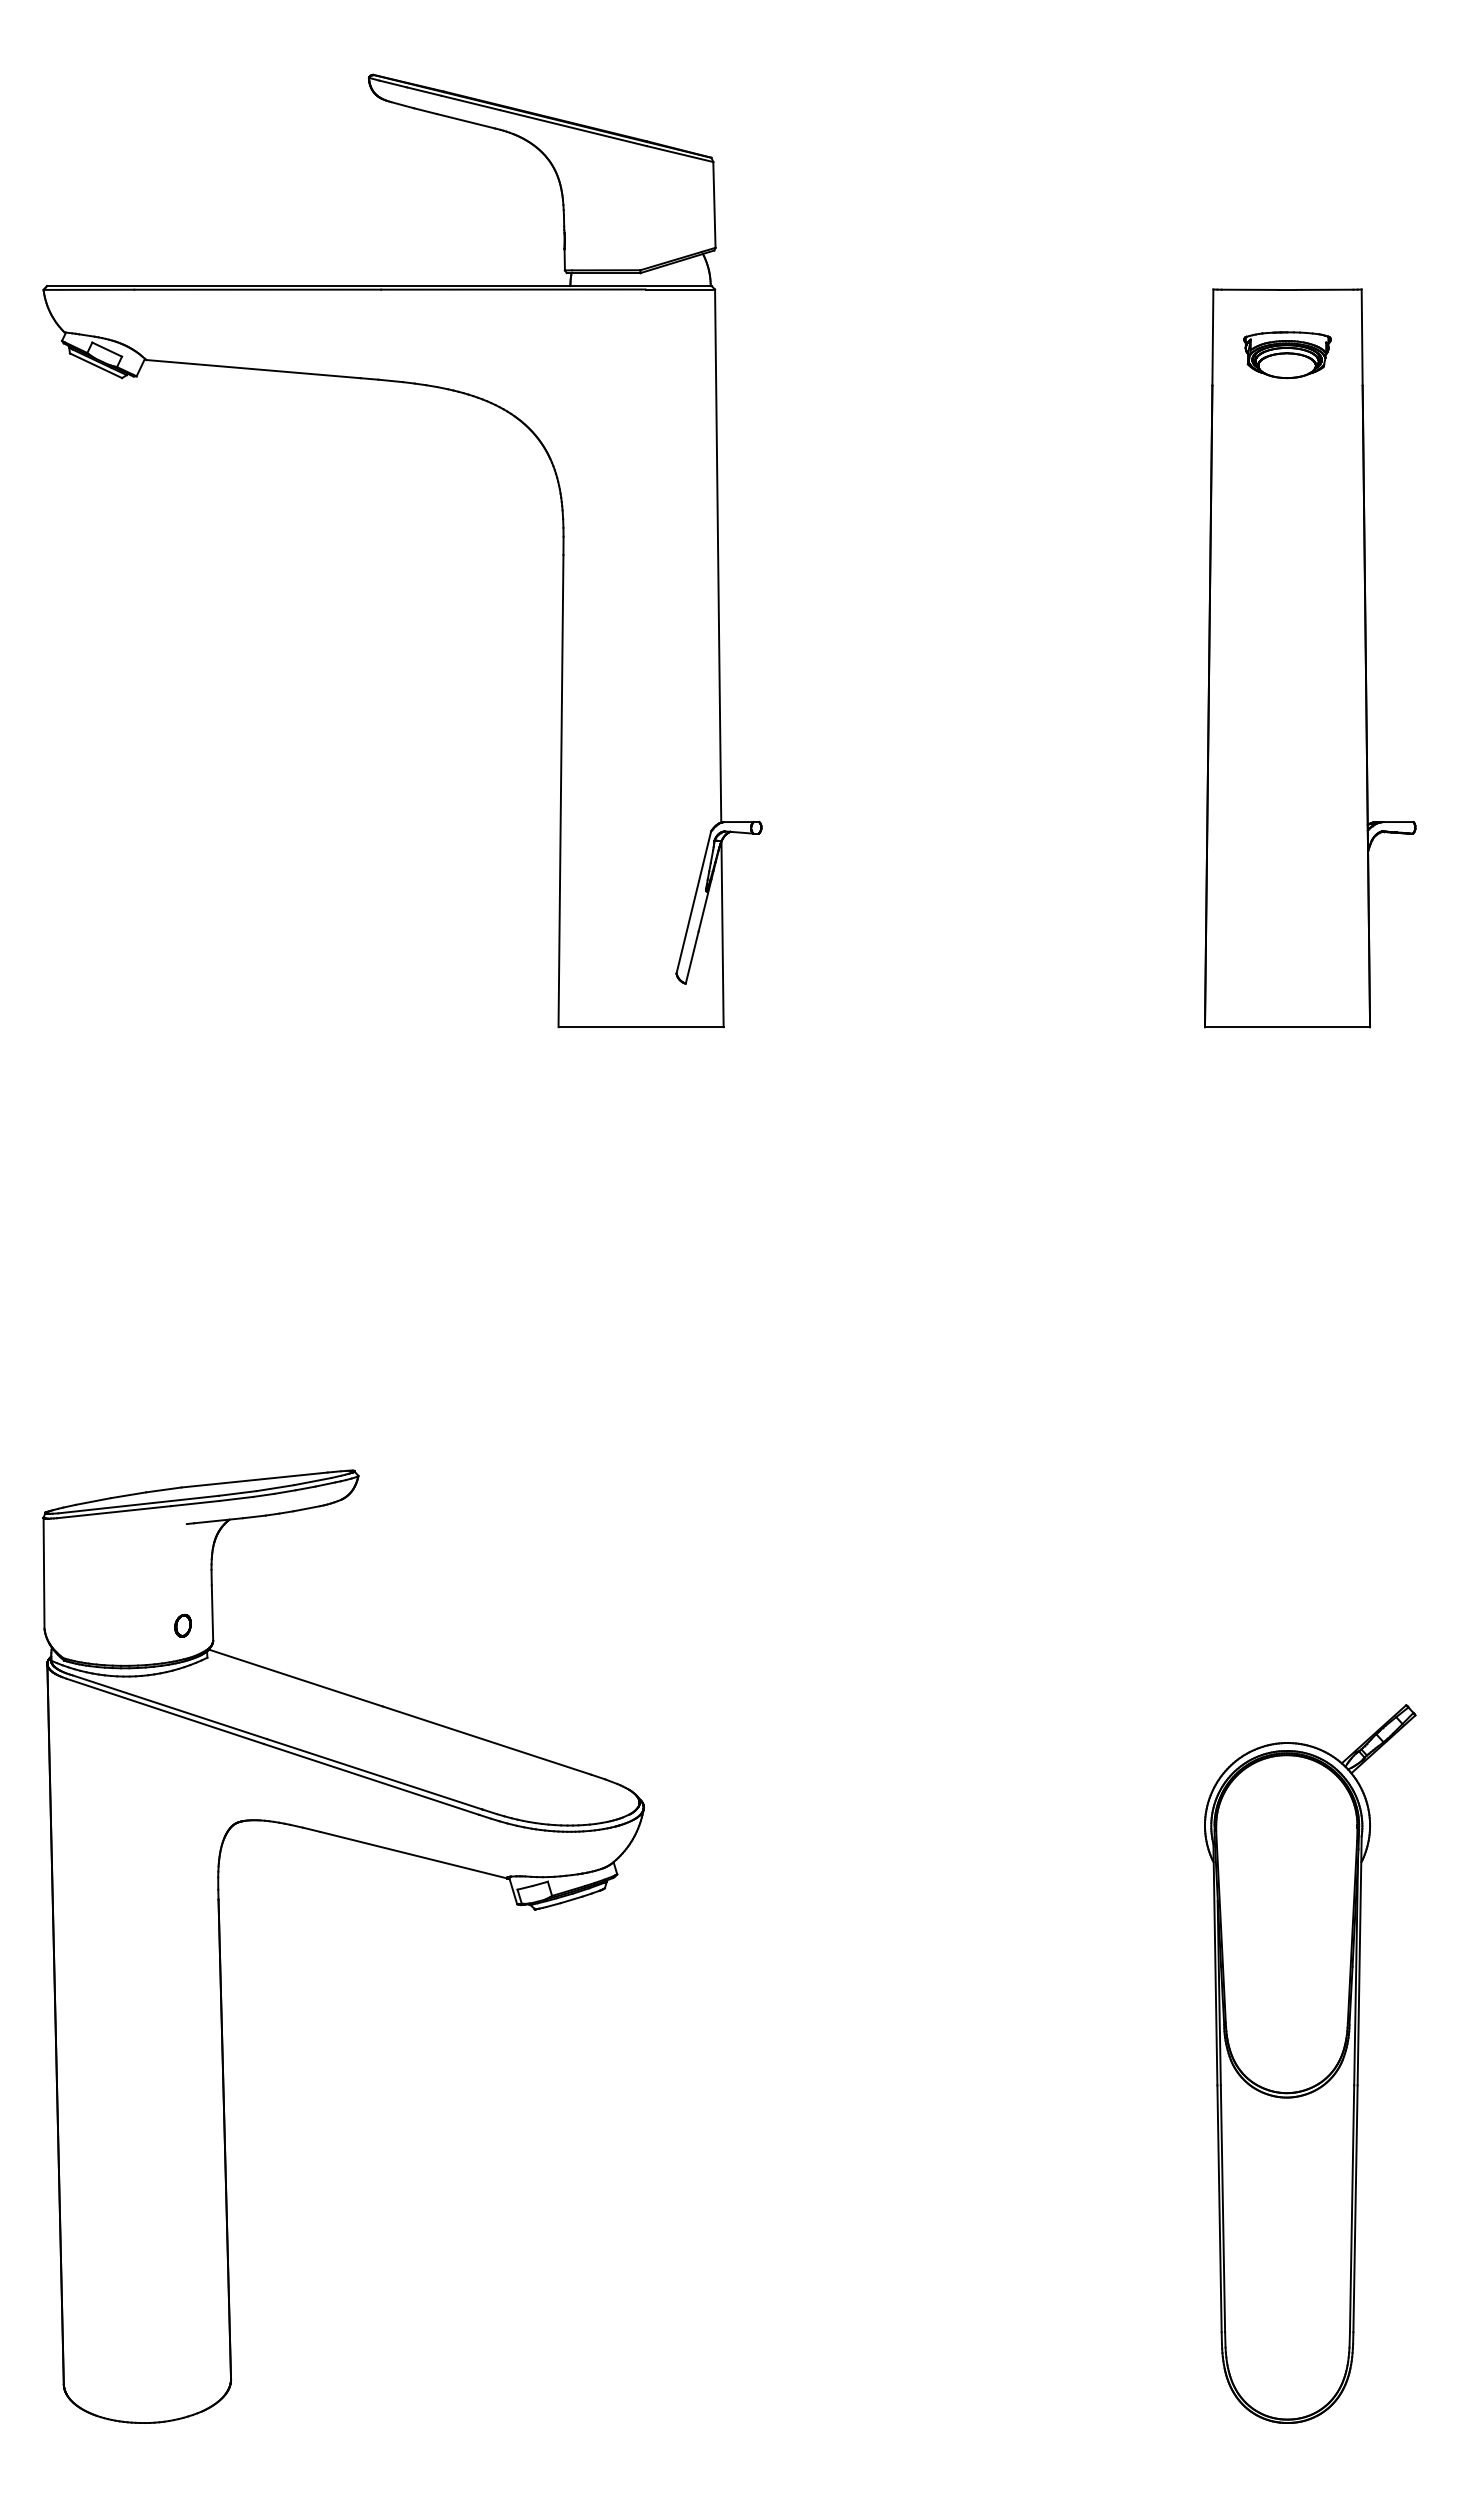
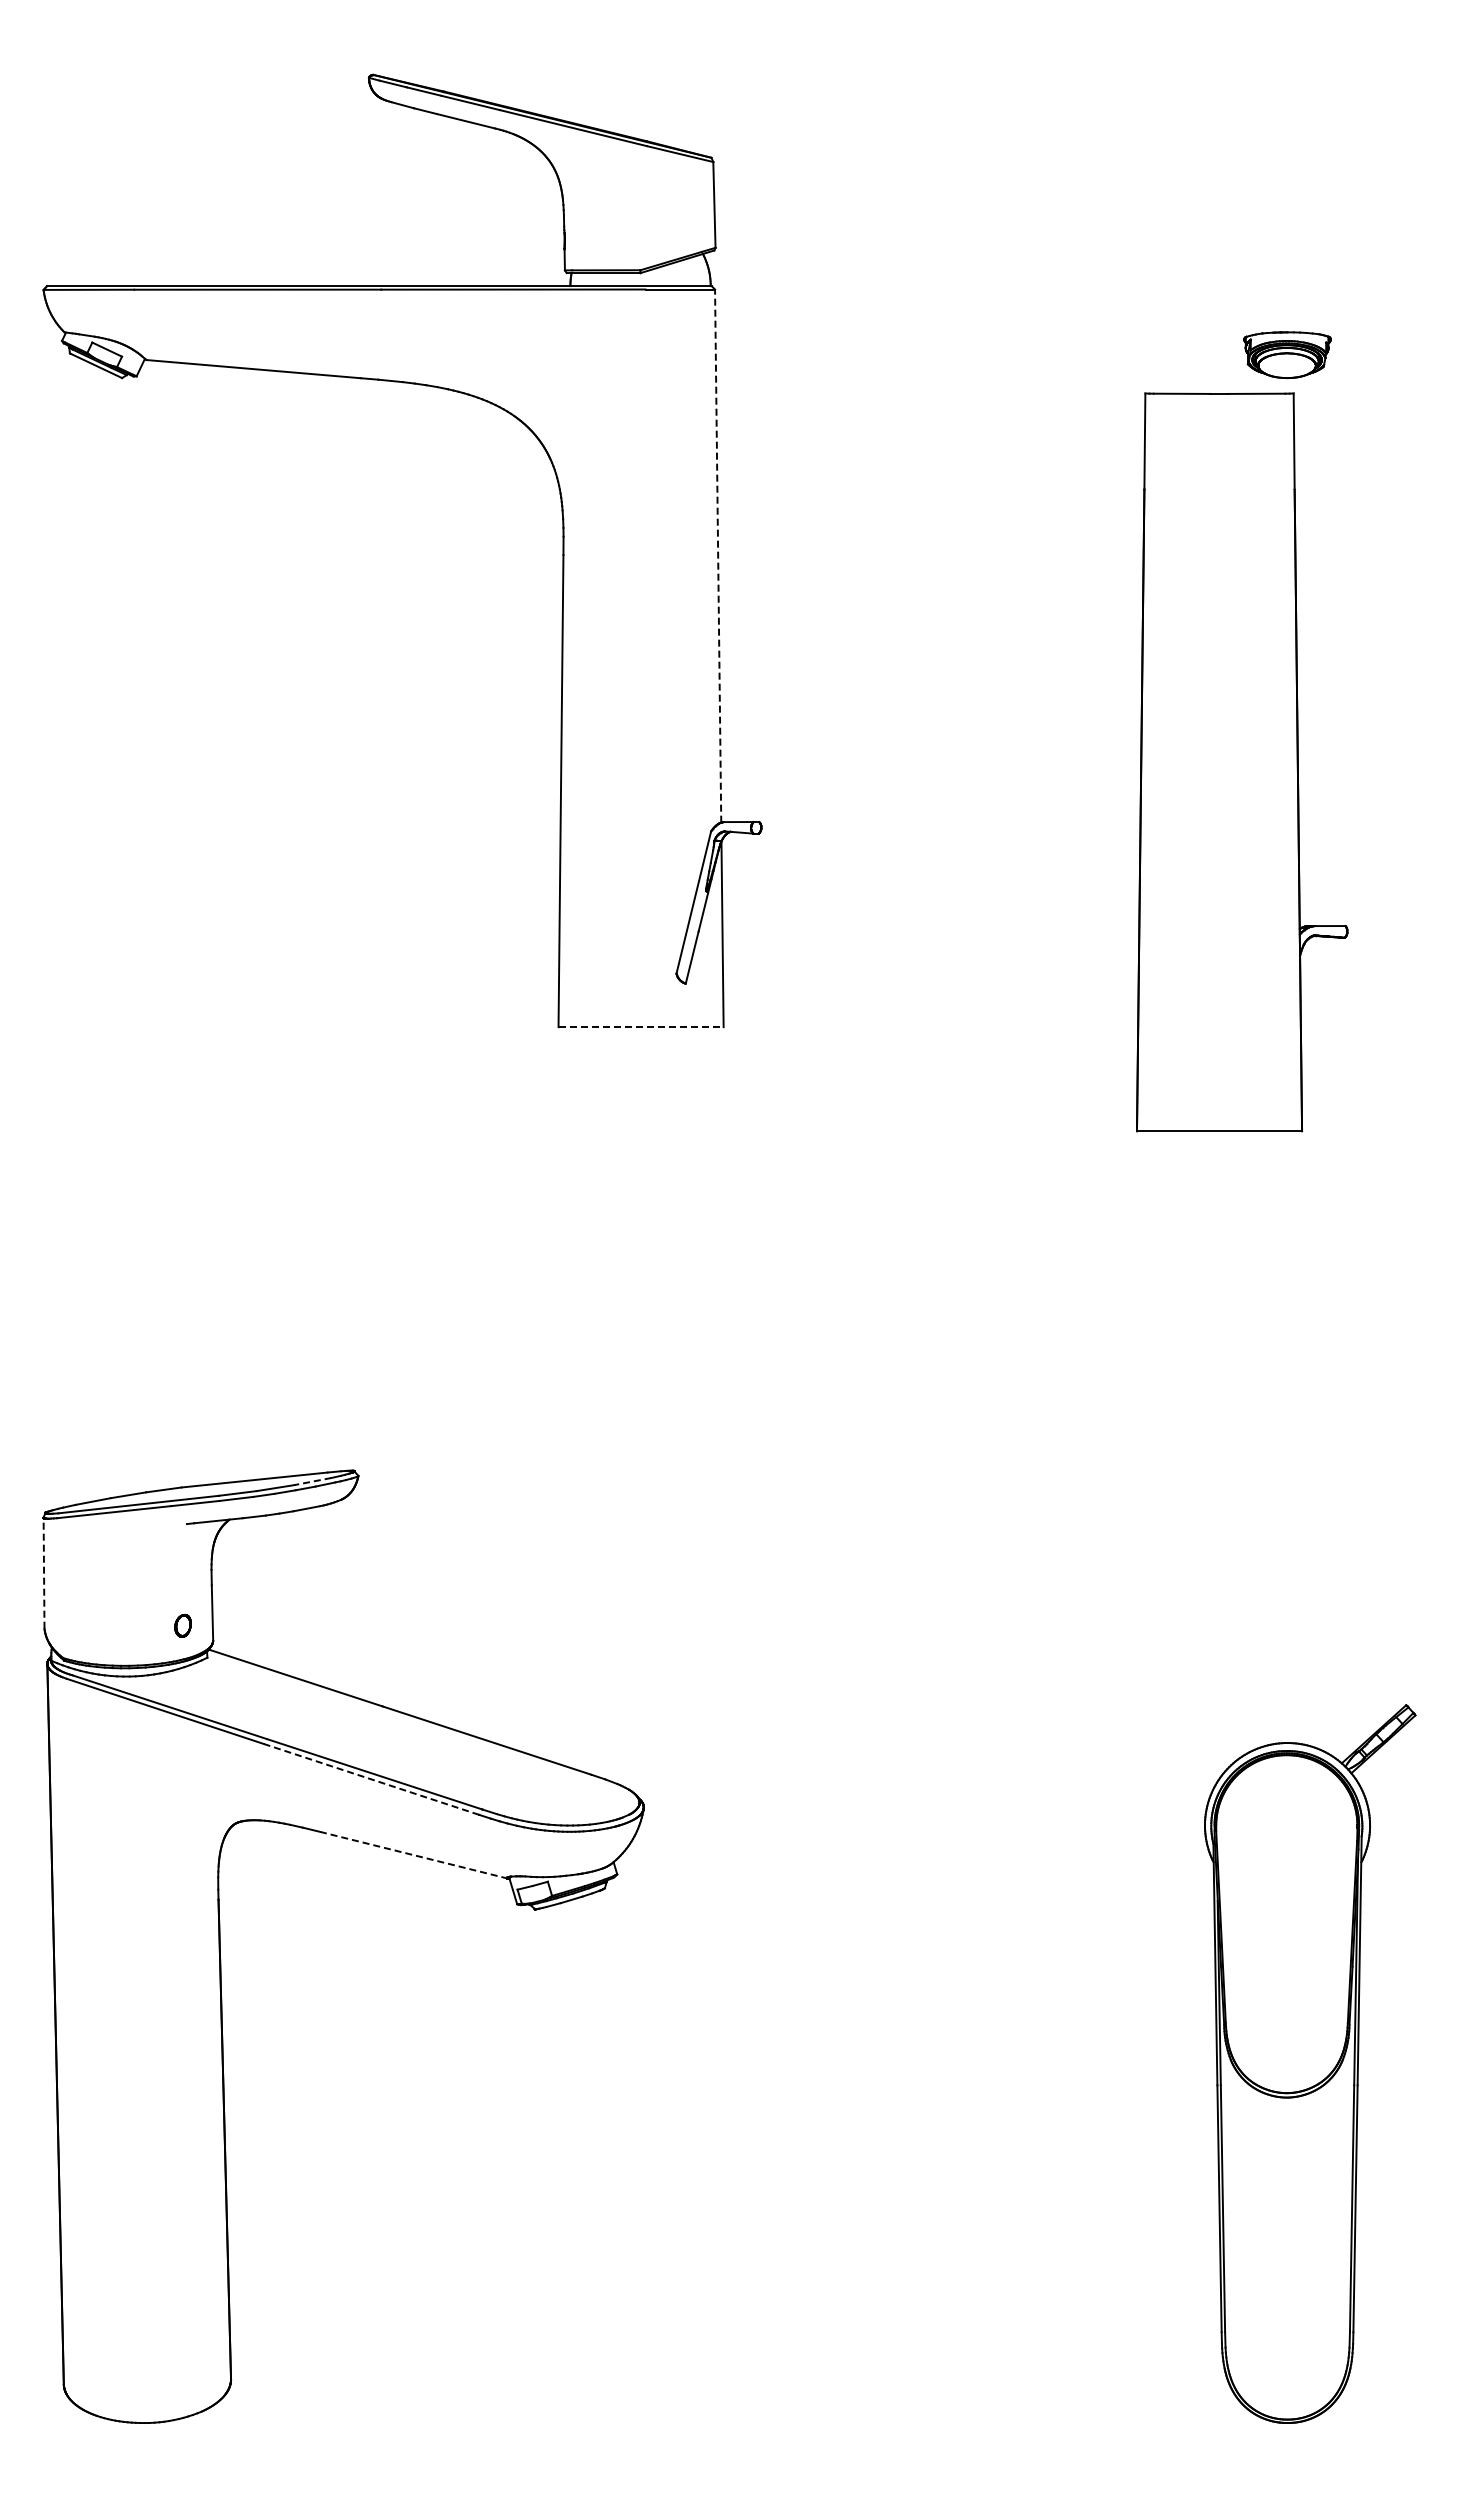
line: solid -> dashed (718, 556)
part position: (1310, 658) -> (1242, 762) (1242, 762)
line: solid -> dashed (641, 1027)
line: solid -> dashed (312, 1481)
line: solid -> dashed (44, 1572)
line: solid -> dashed (371, 1779)
line: solid -> dashed (414, 1855)
